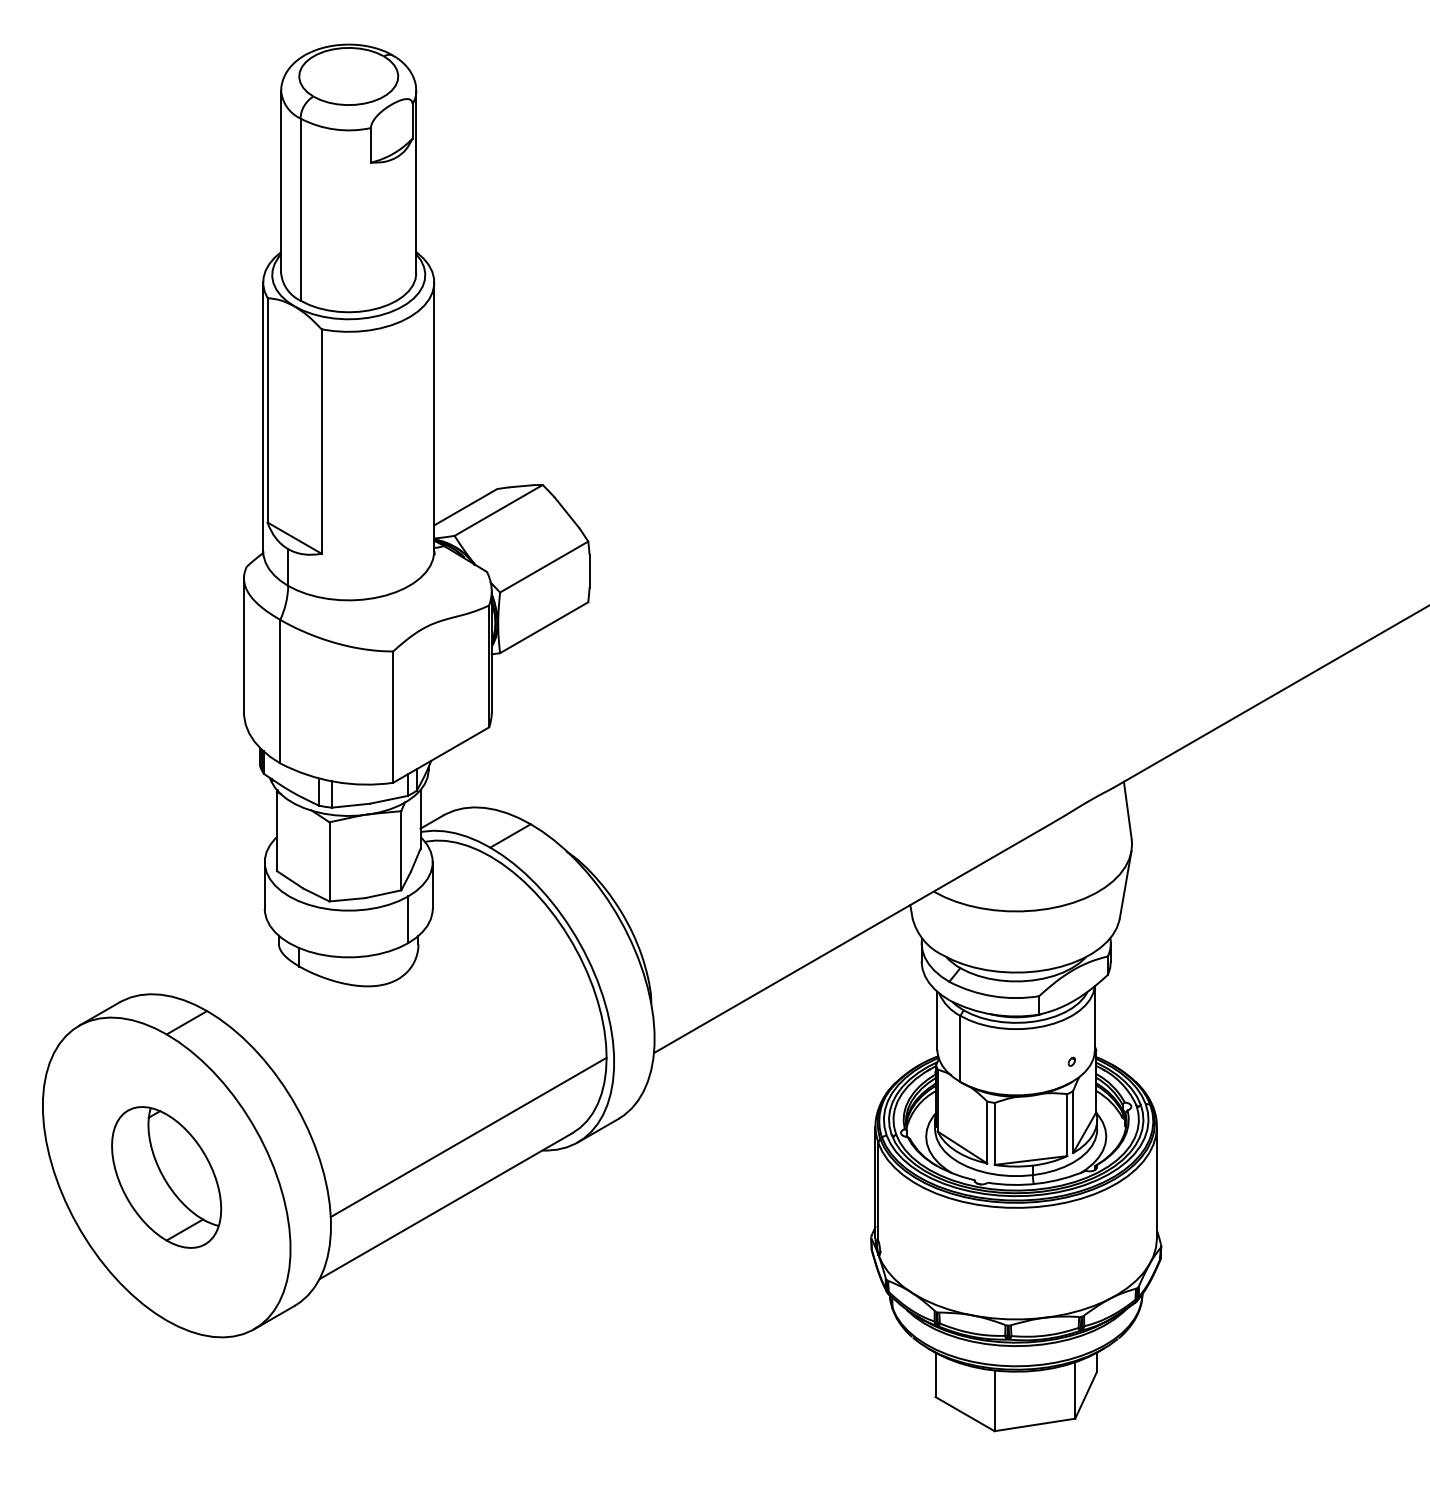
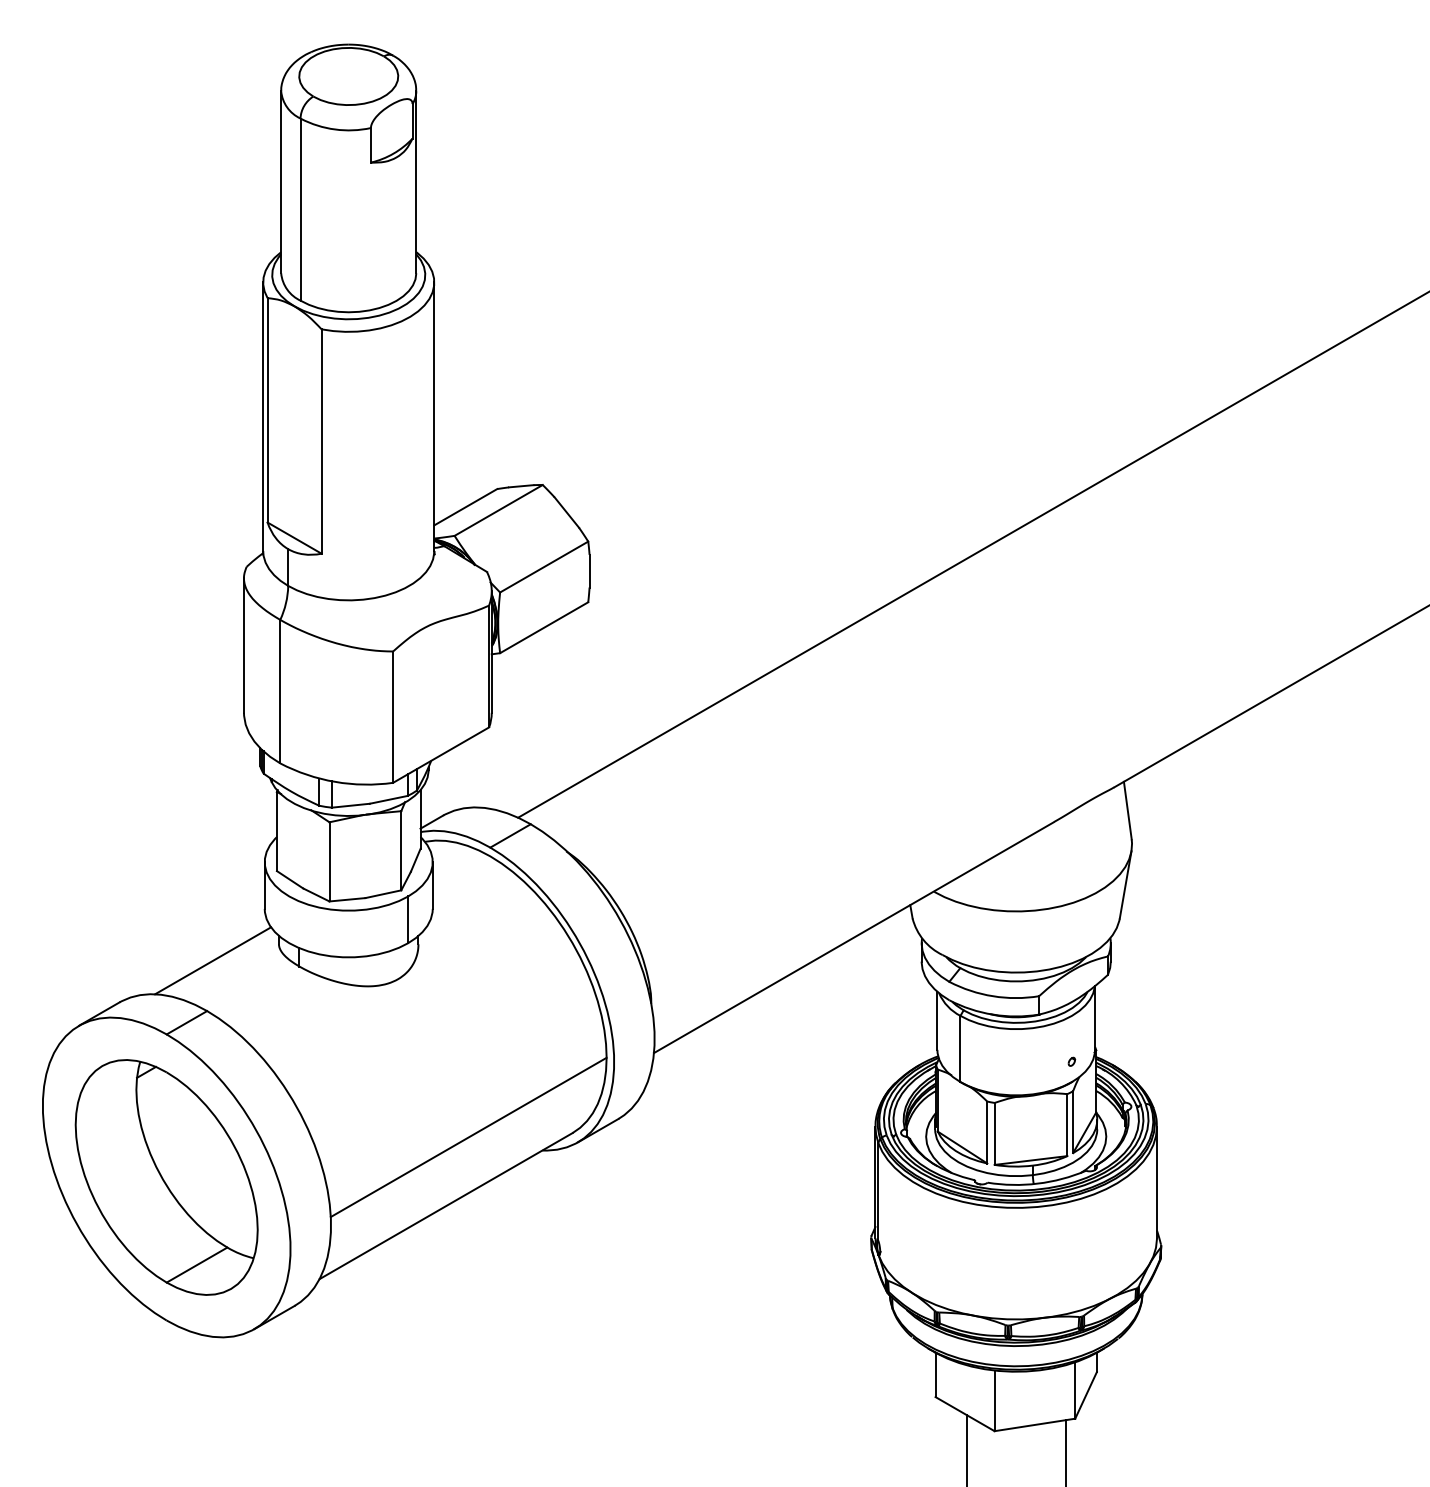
line: none -> present (972, 555)
line: none -> present (213, 960)
part size: 112x143 px -> 185x237 px (166, 1177)
line: none -> present (966, 1449)
line: none -> present (1065, 1451)
